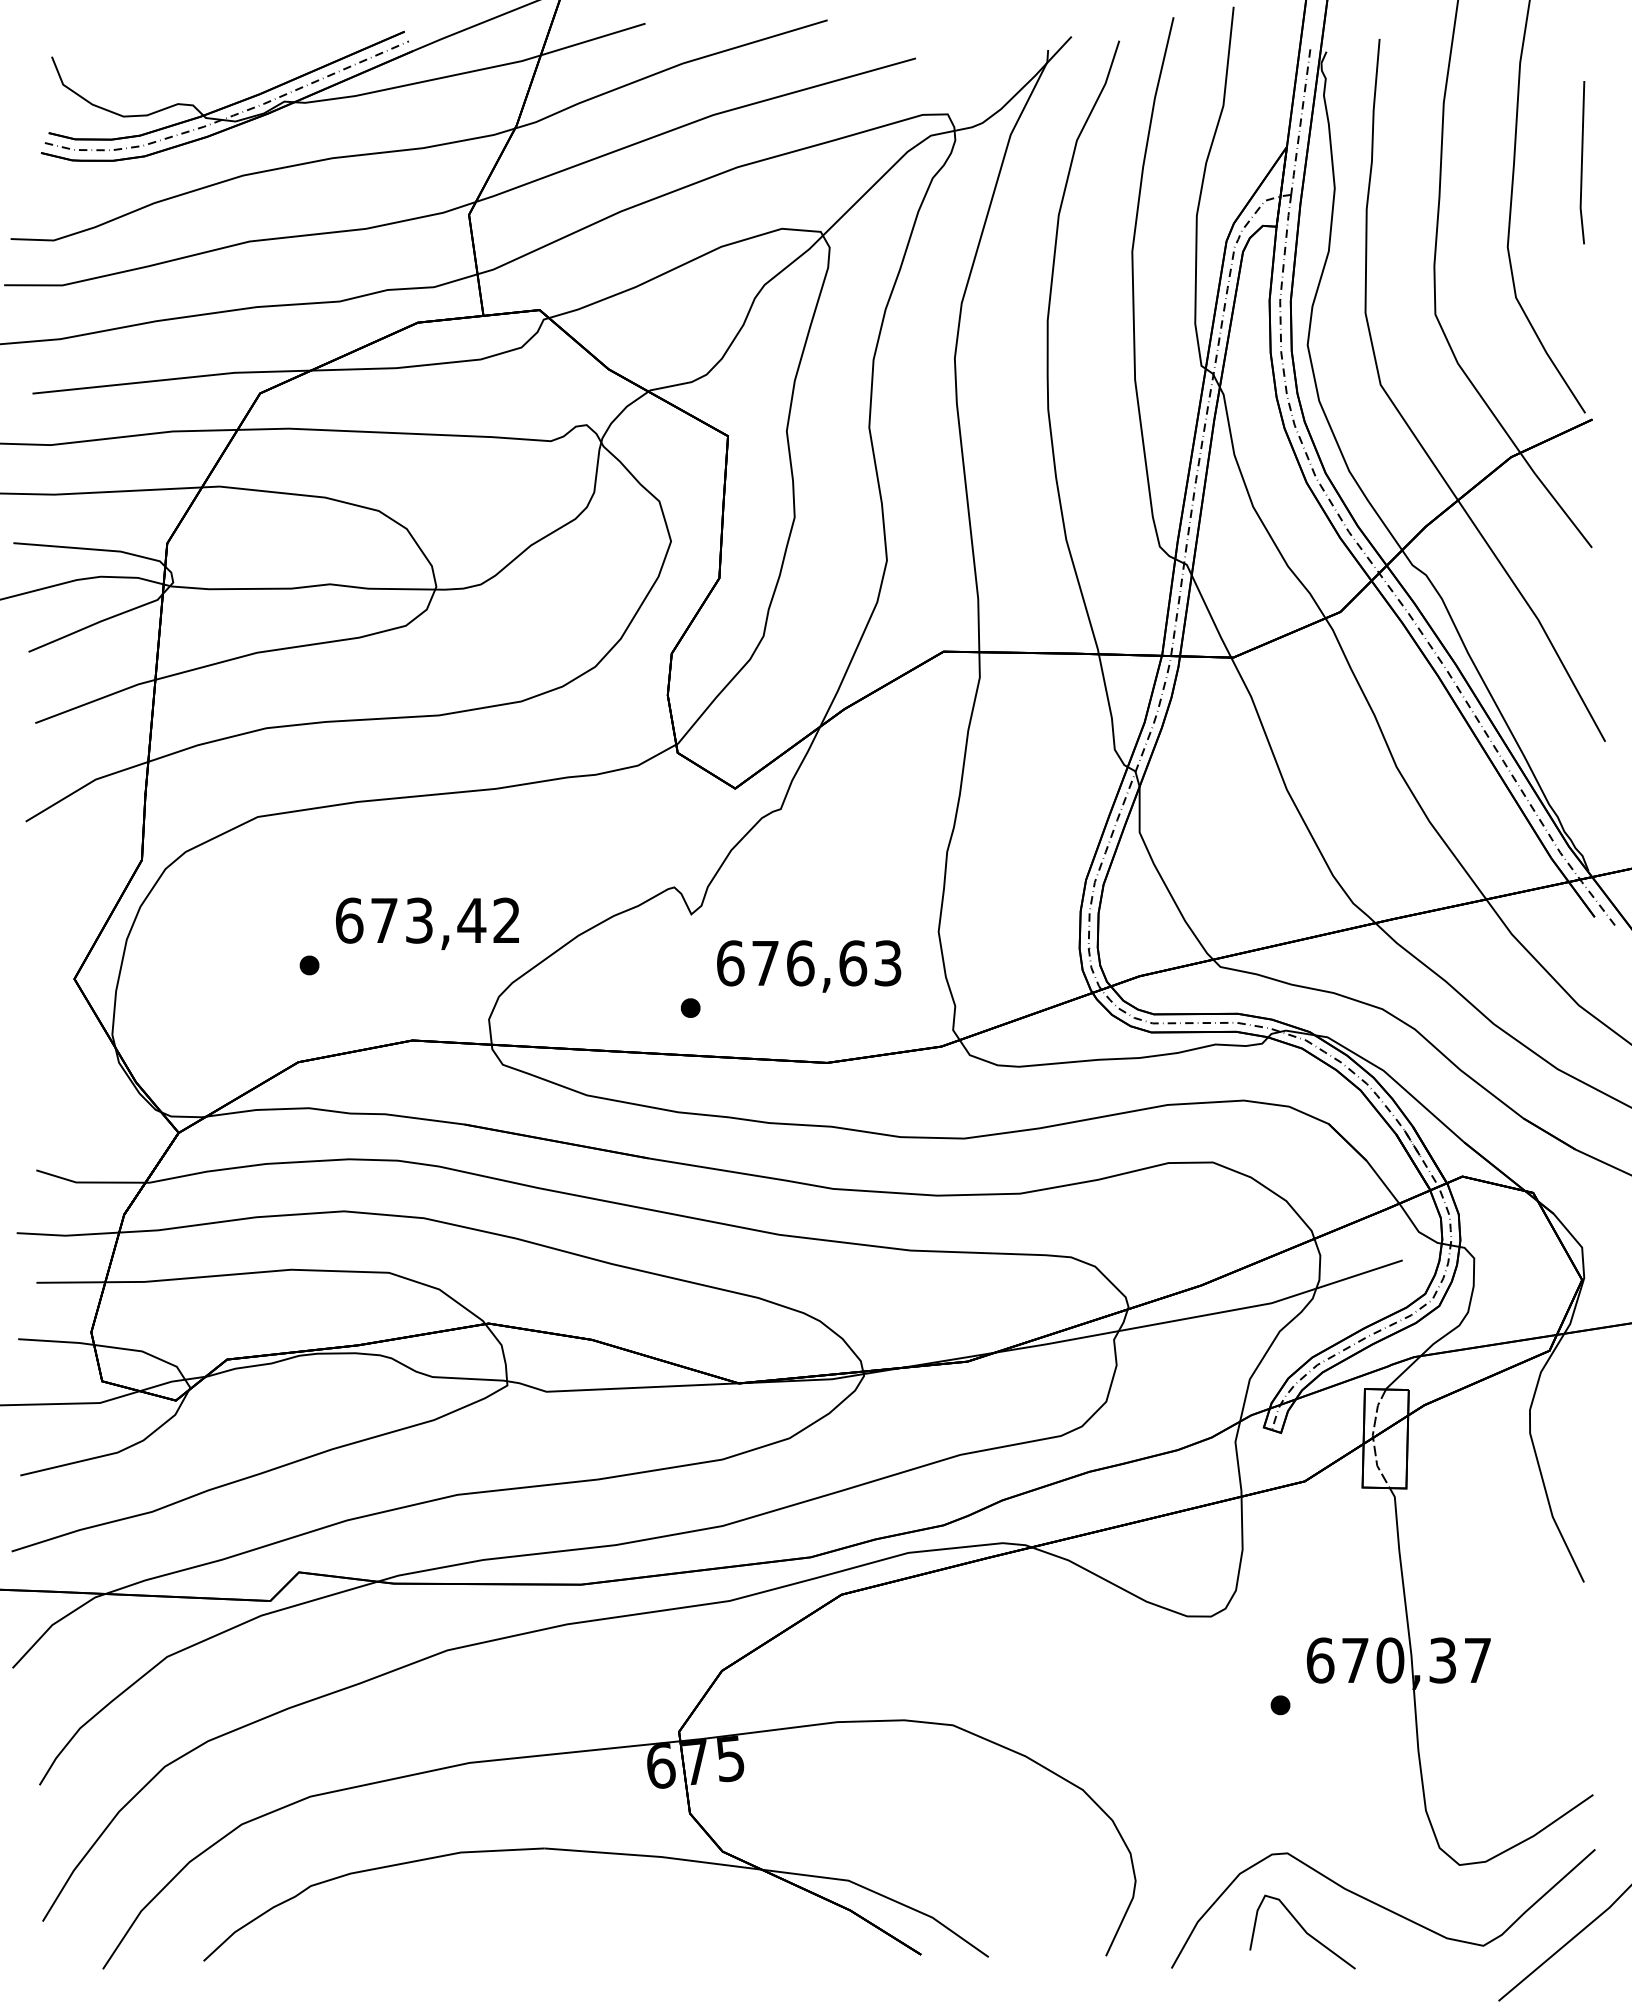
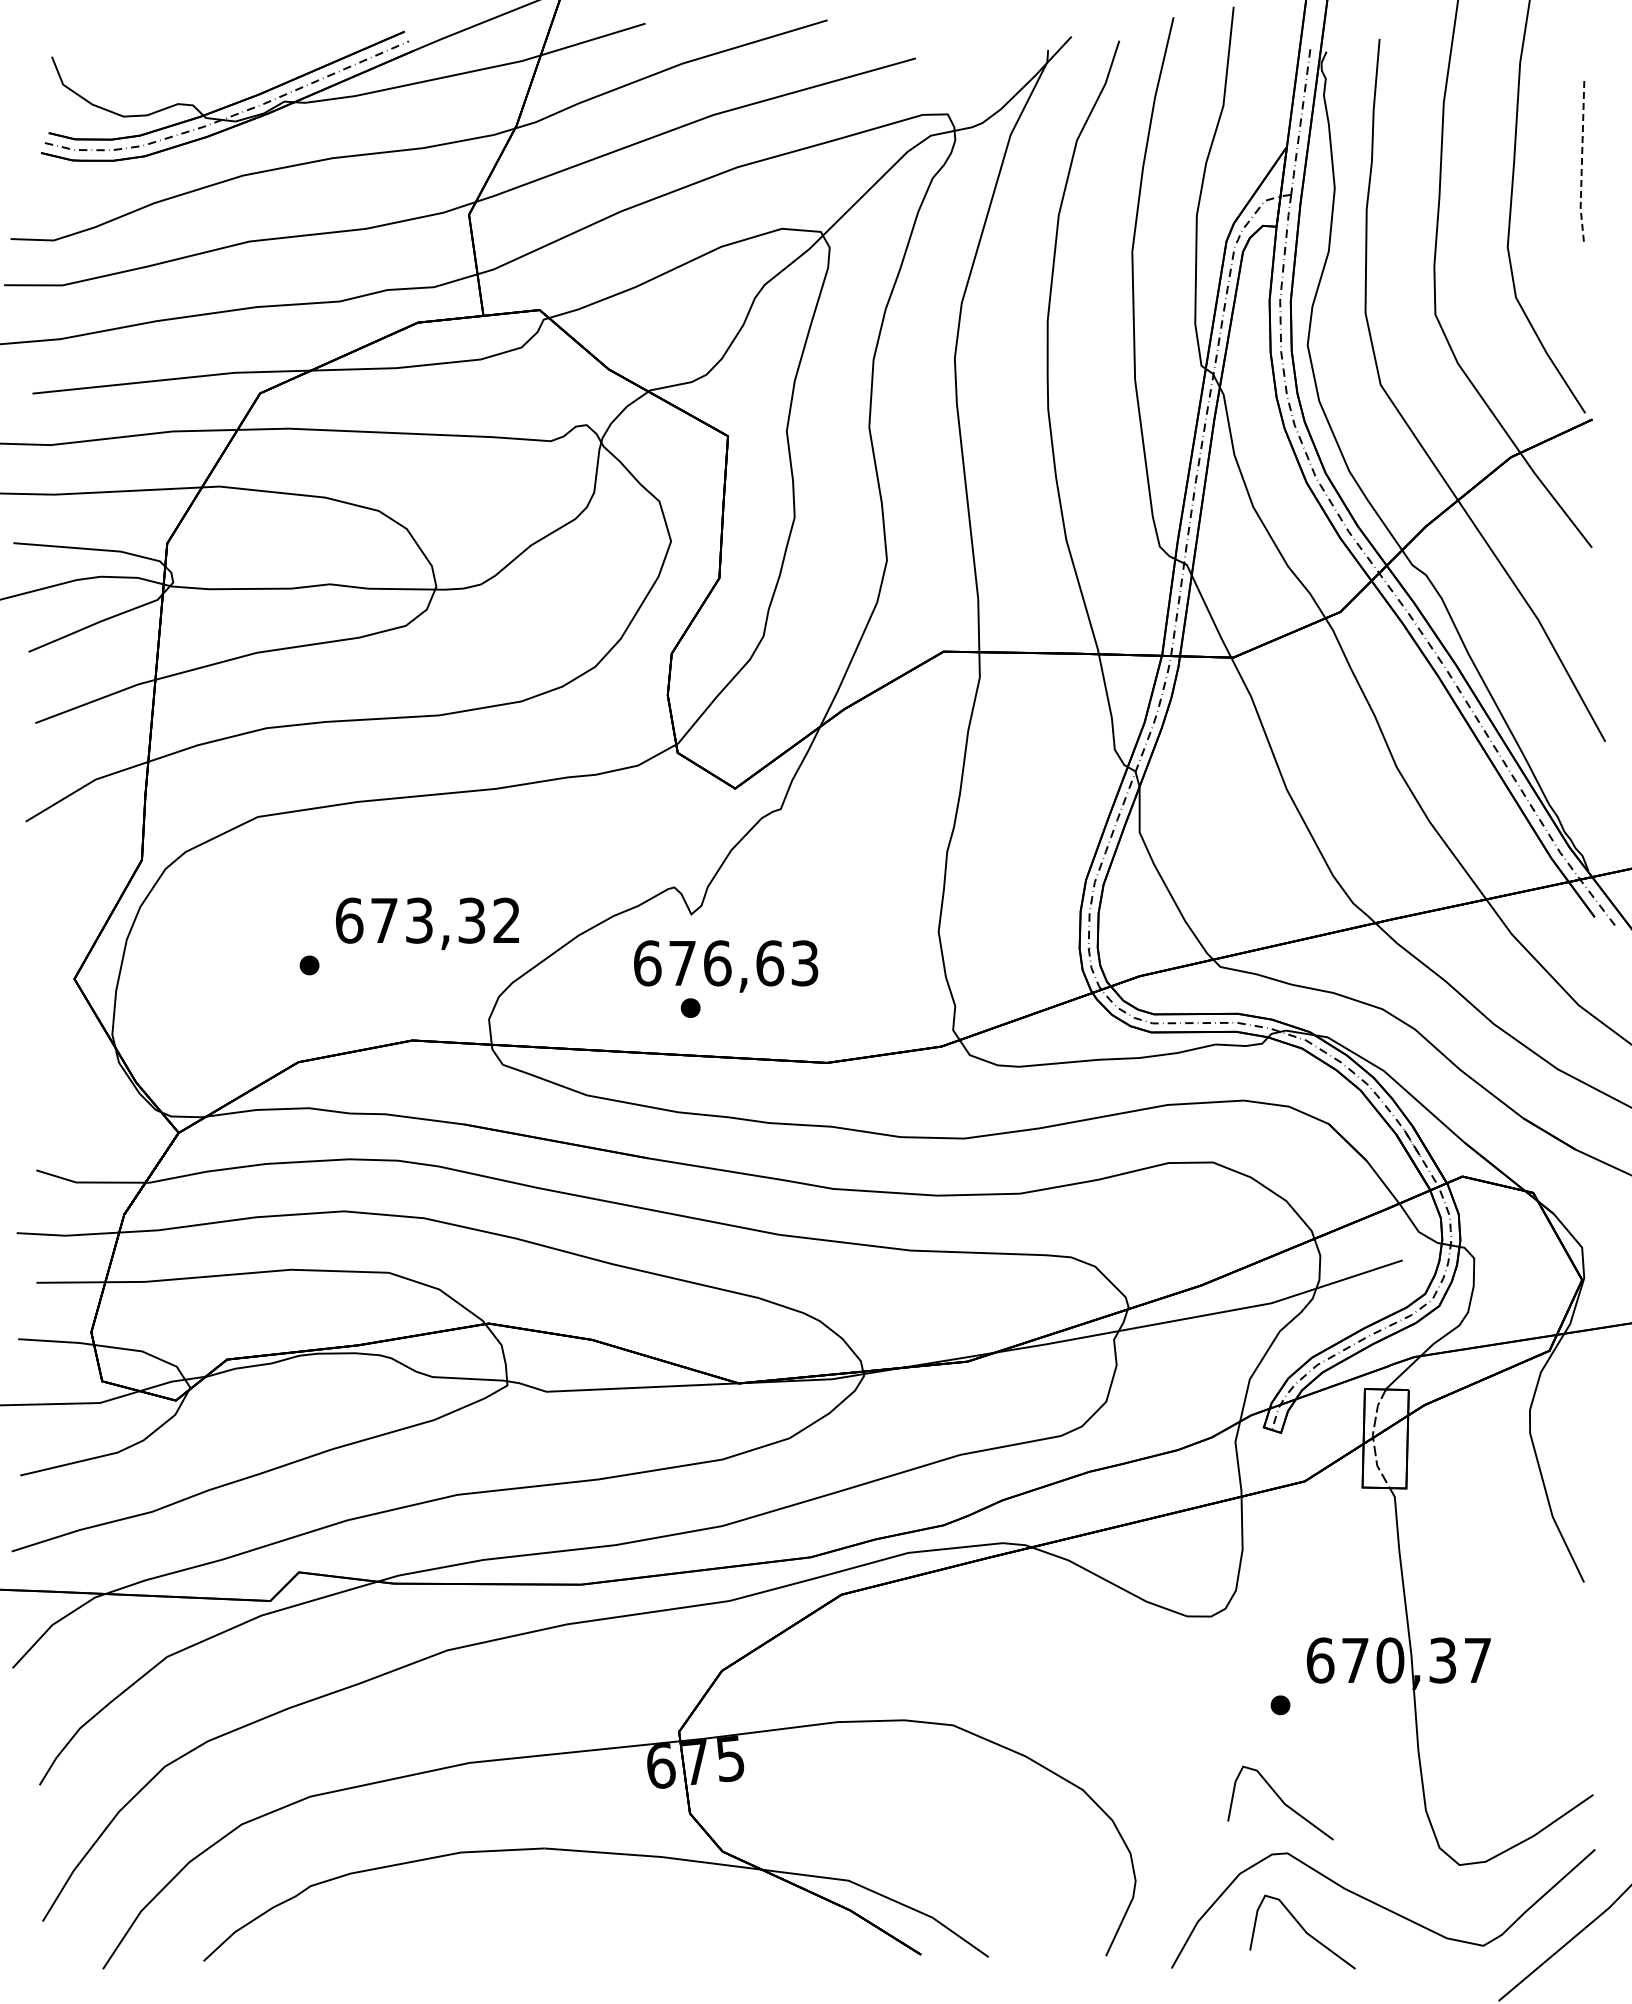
line: solid -> dashed (1581, 163)
text: 673,42 -> 673,32 (471, 920)
text position: (809, 966) -> (726, 966) (726, 966)
curve: none -> present (1281, 1801)
